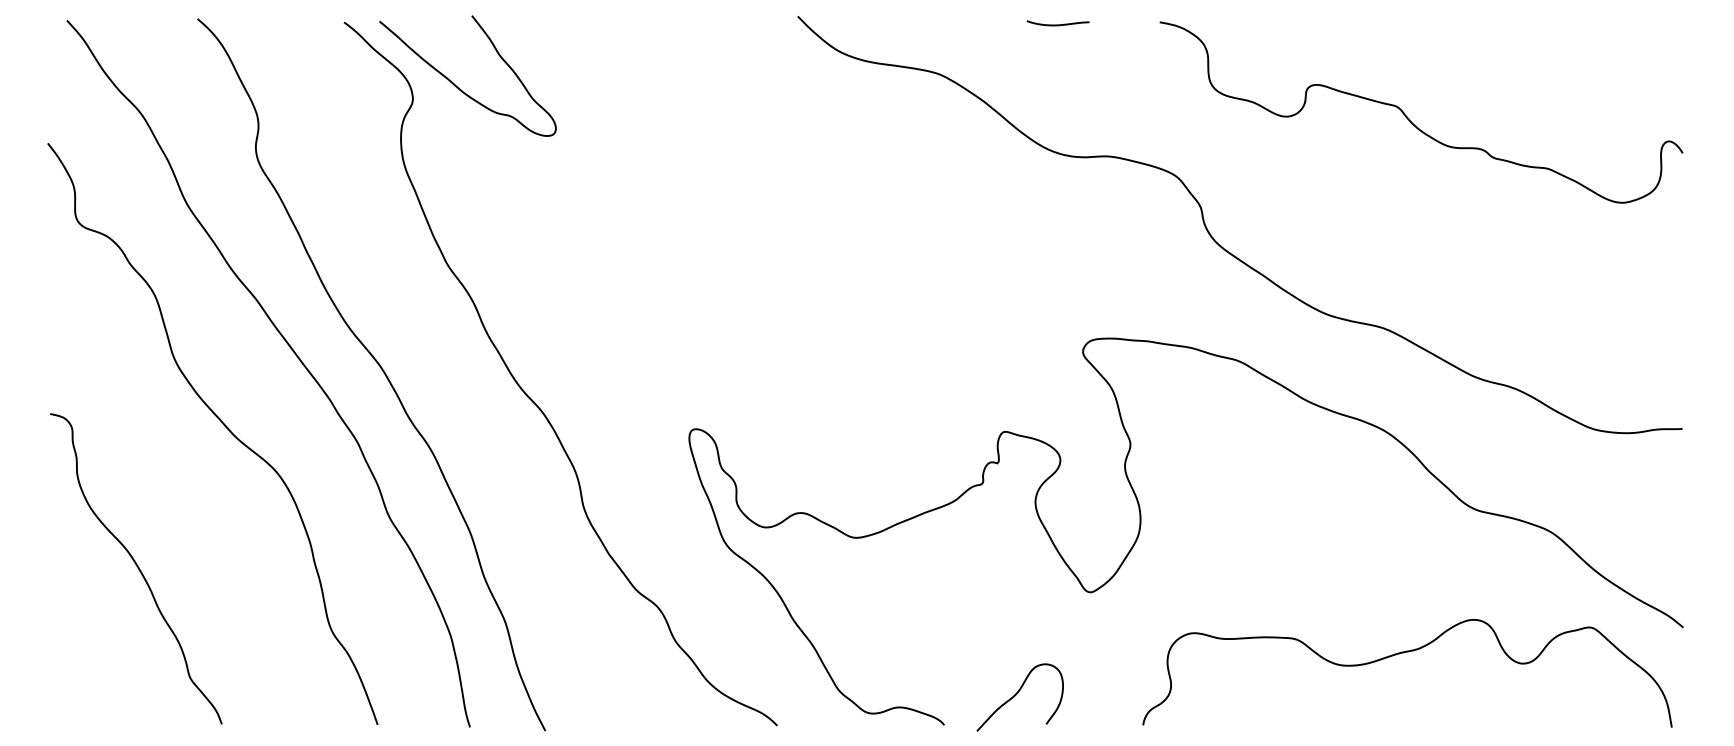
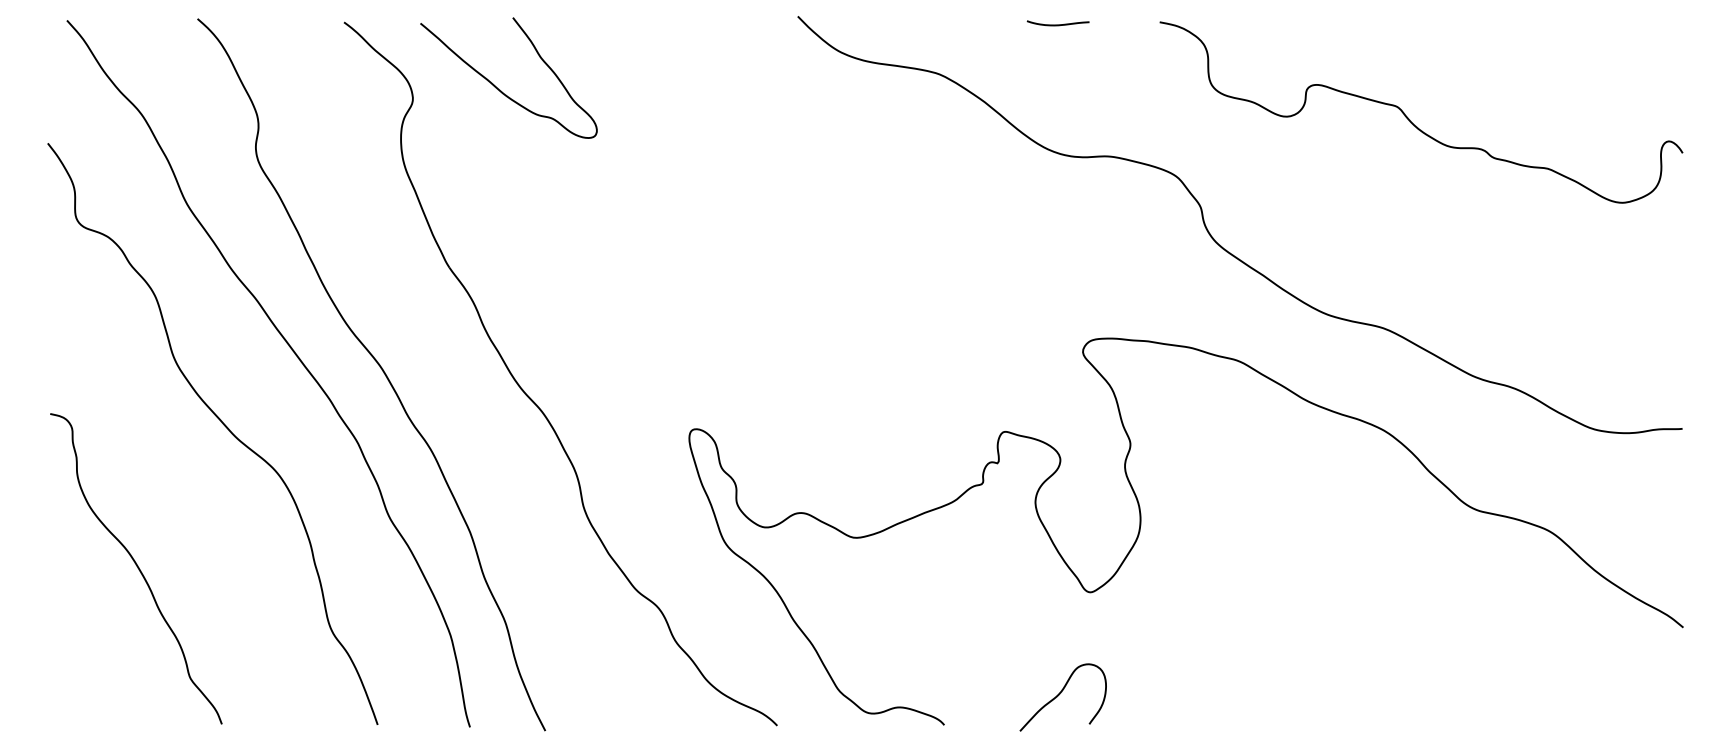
curve position: (460, 88) -> (501, 90) (501, 90)
curve: present -> none (1403, 653)
curve position: (1017, 694) -> (1060, 694) (1060, 694)
